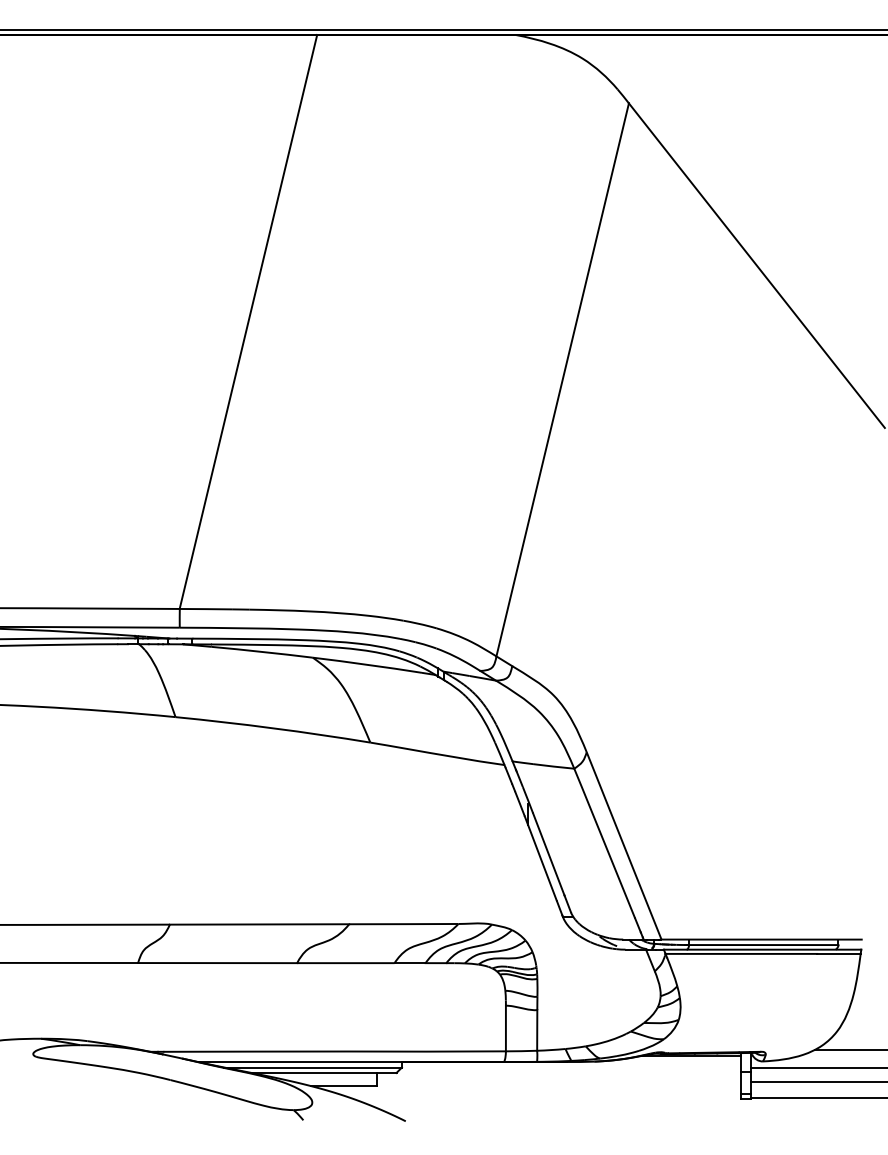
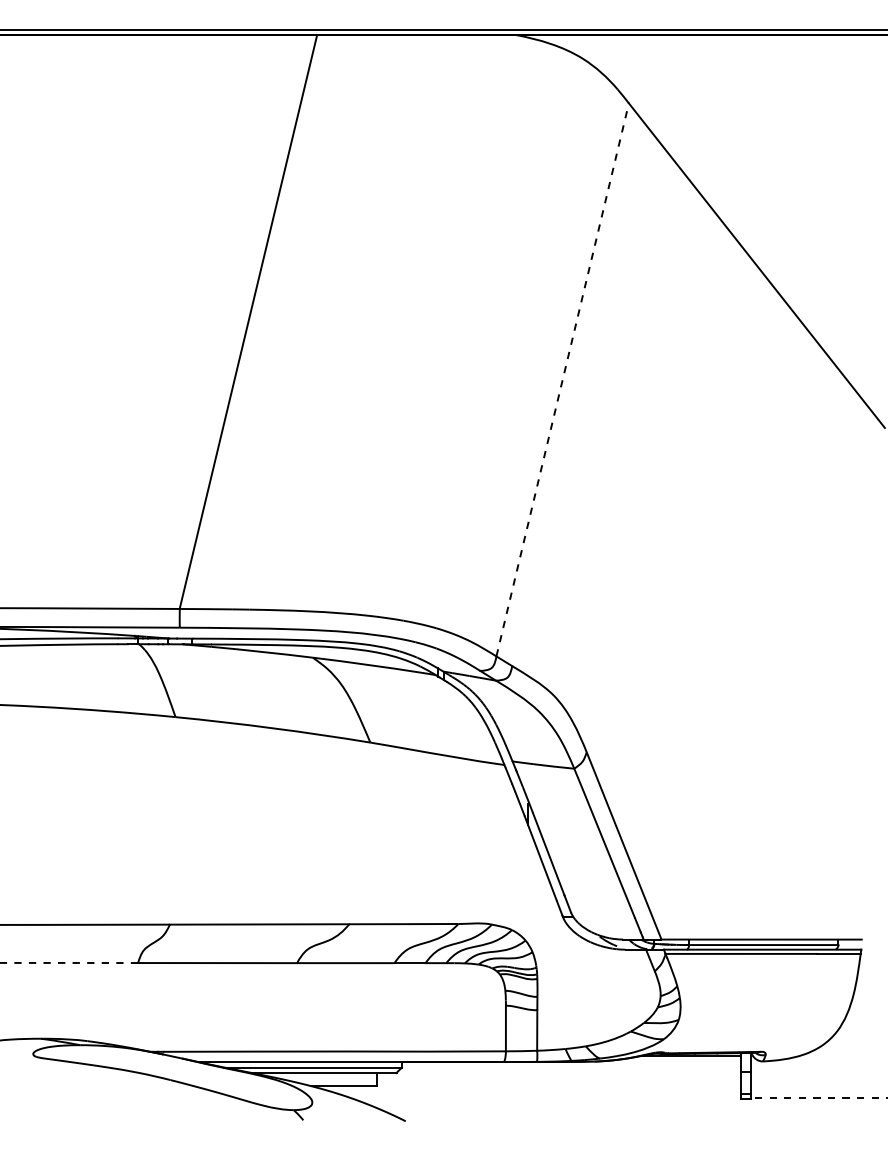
line: solid -> dashed (562, 379)
line: solid -> dashed (69, 962)
line: present -> none (849, 1050)
line: present -> none (817, 1067)
line: present -> none (817, 1081)
line: solid -> dashed (819, 1097)
